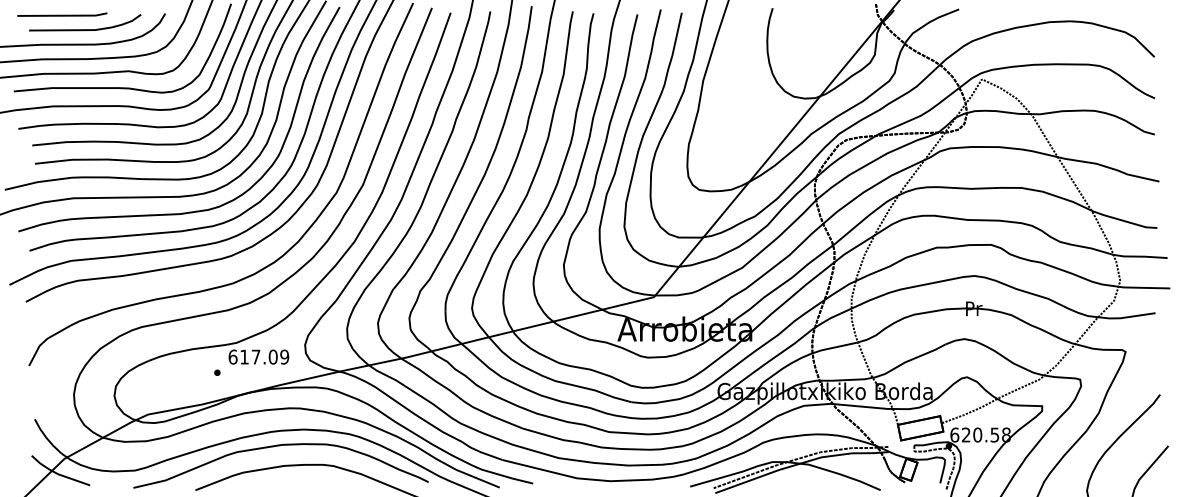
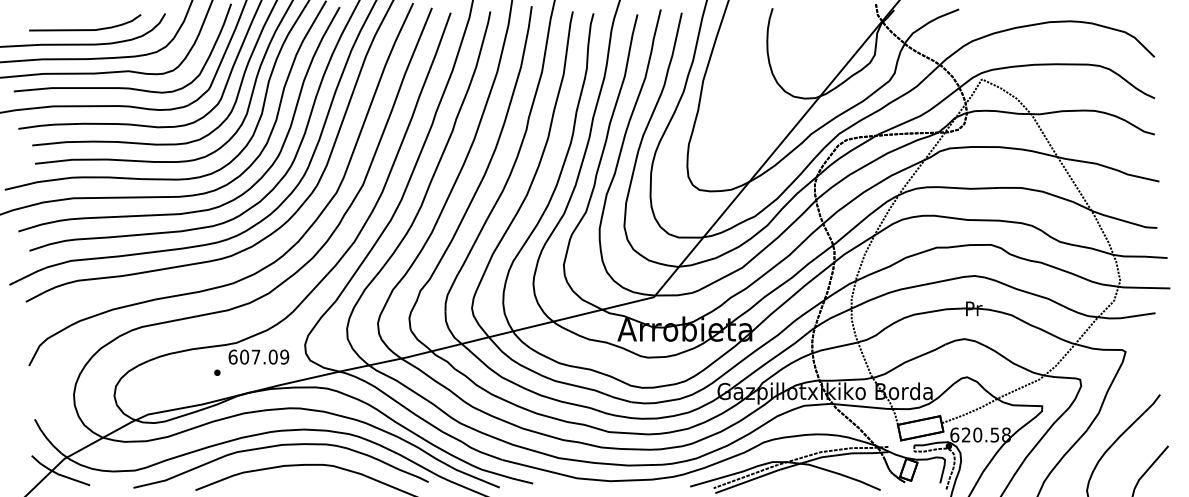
line: present -> none (62, 14)
text: 617.09 -> 607.09 (244, 356)
